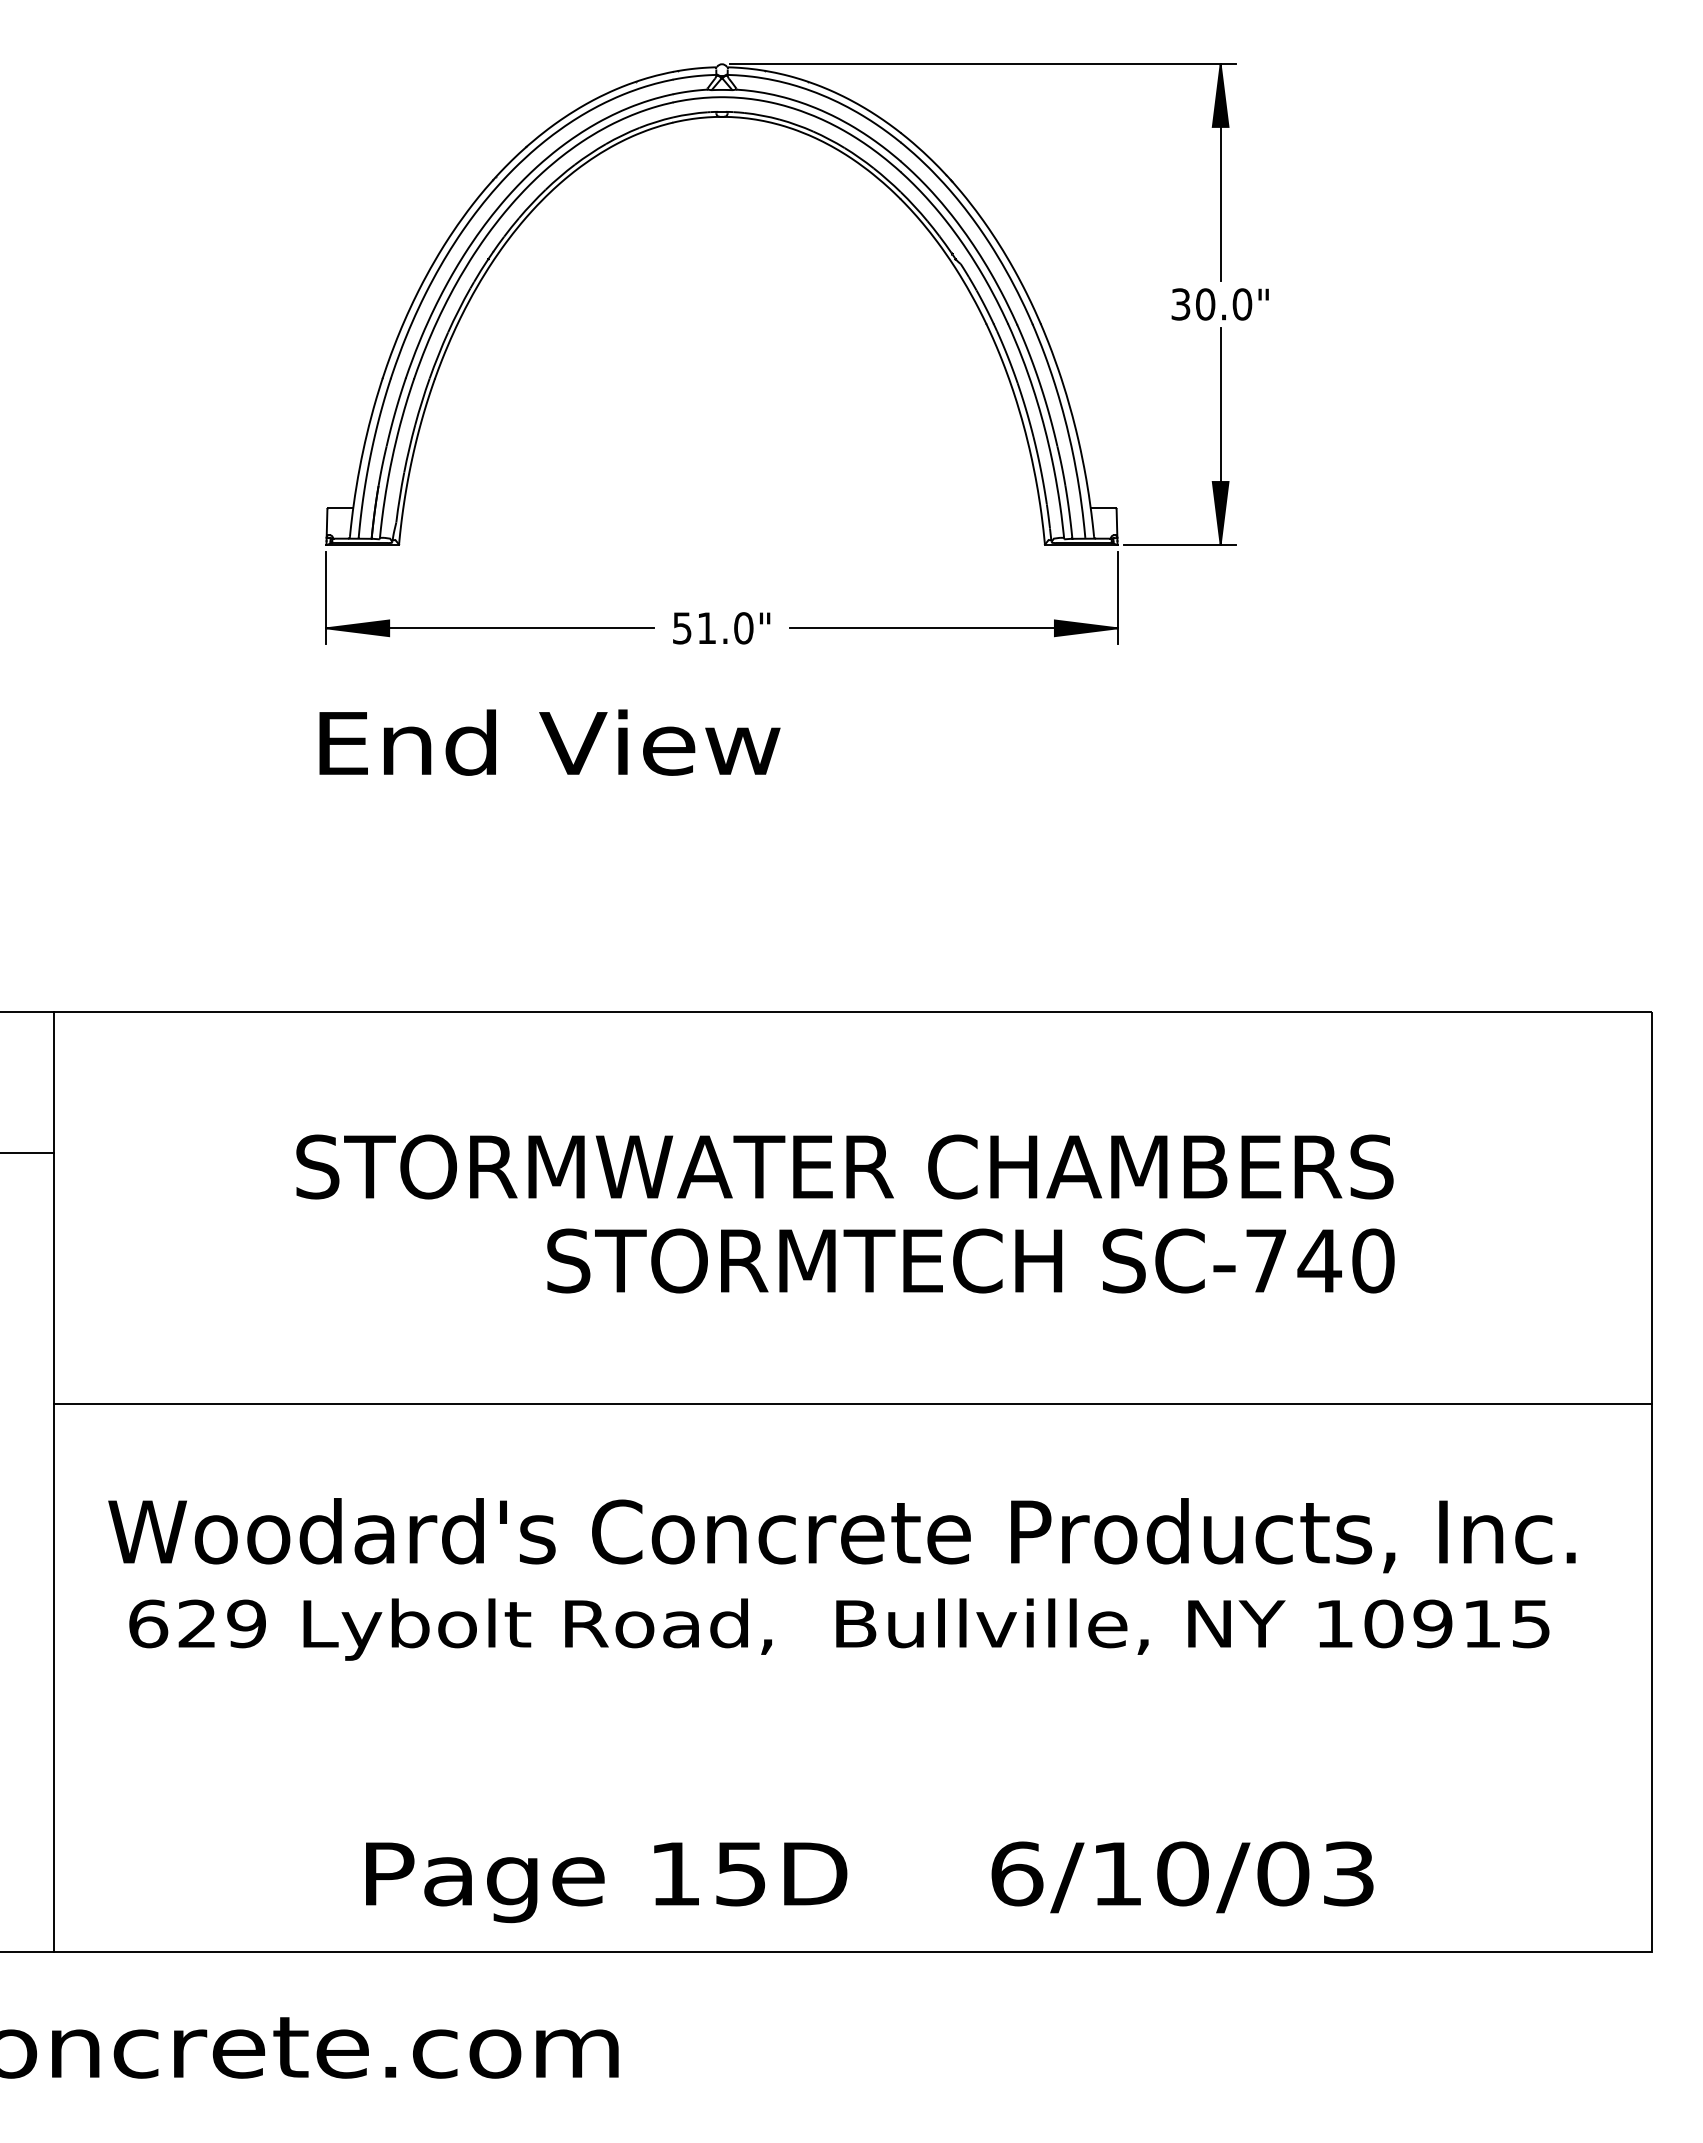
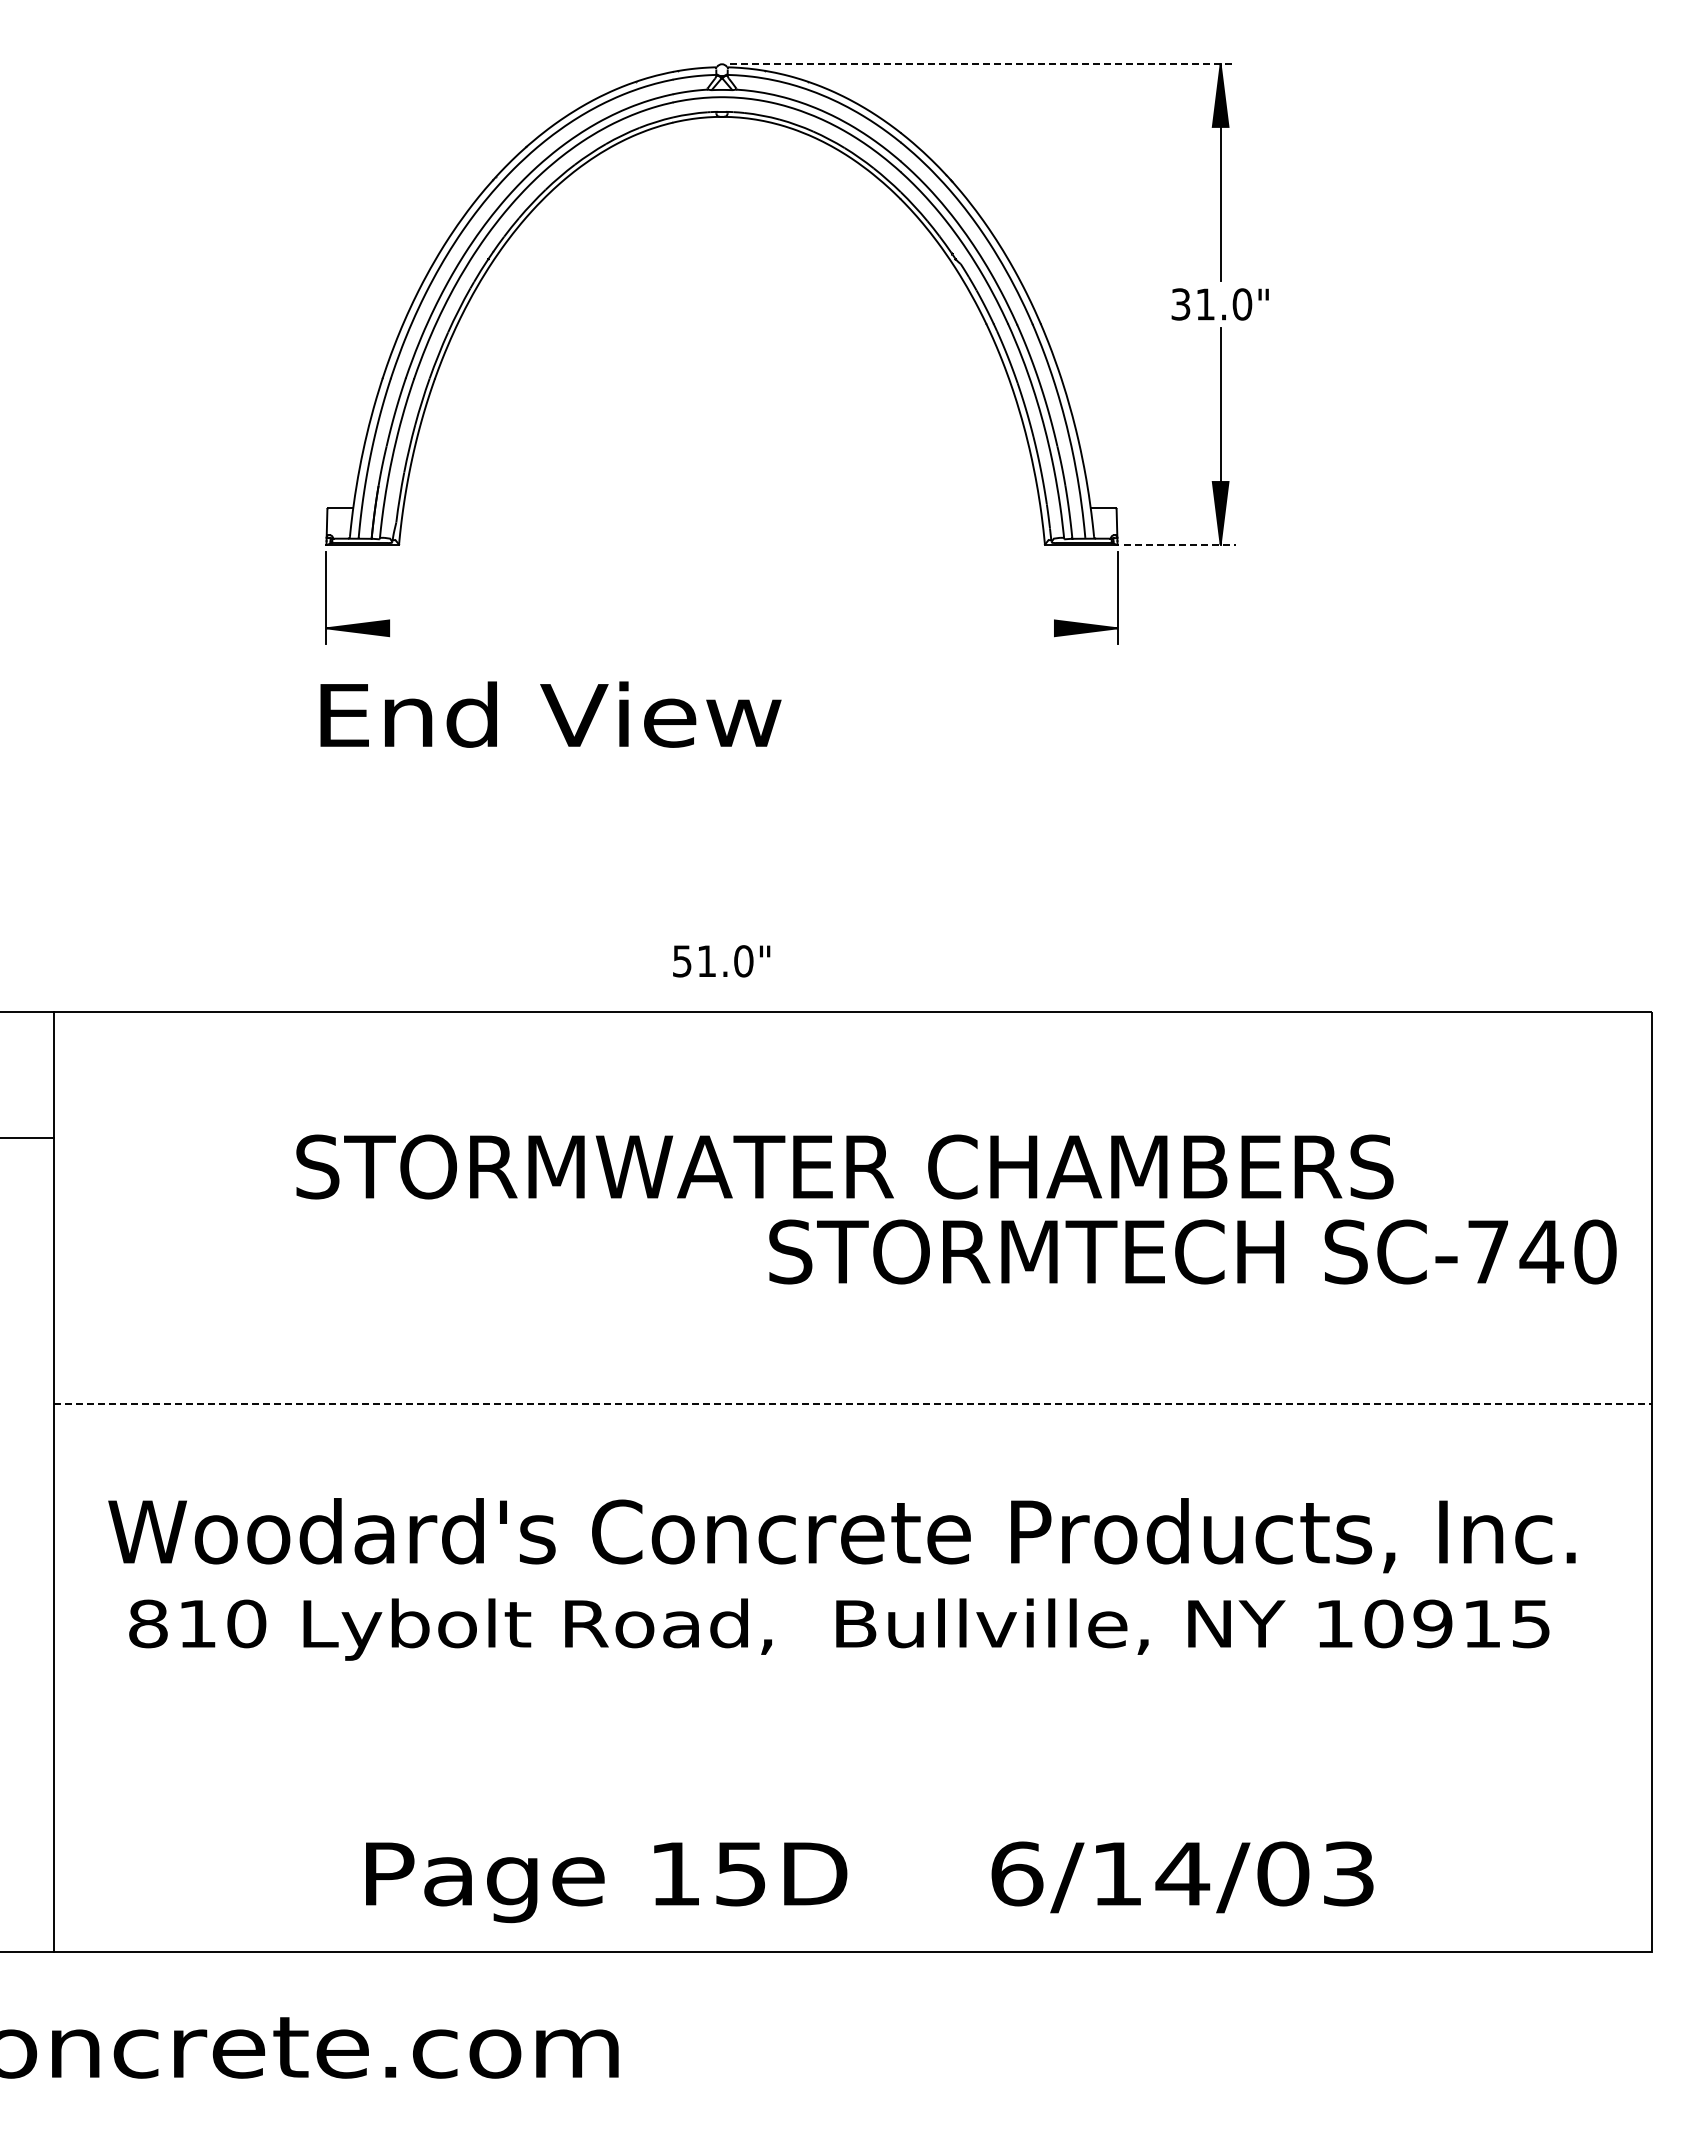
line: solid -> dashed (983, 64)
text: 30.0" -> 31.0" (1205, 304)
line: solid -> dashed (1180, 544)
line: present -> none (490, 628)
text position: (721, 628) -> (721, 961) (721, 961)
line: present -> none (953, 628)
text position: (549, 742) -> (550, 714) (550, 714)
line position: (28, 1153) -> (28, 1138) (28, 1138)
text position: (970, 1260) -> (1192, 1251) (1192, 1251)
line: solid -> dashed (853, 1404)
text: 629 -> 810 (197, 1623)
text: 6/10/03 -> 6/14/03 (1182, 1873)
